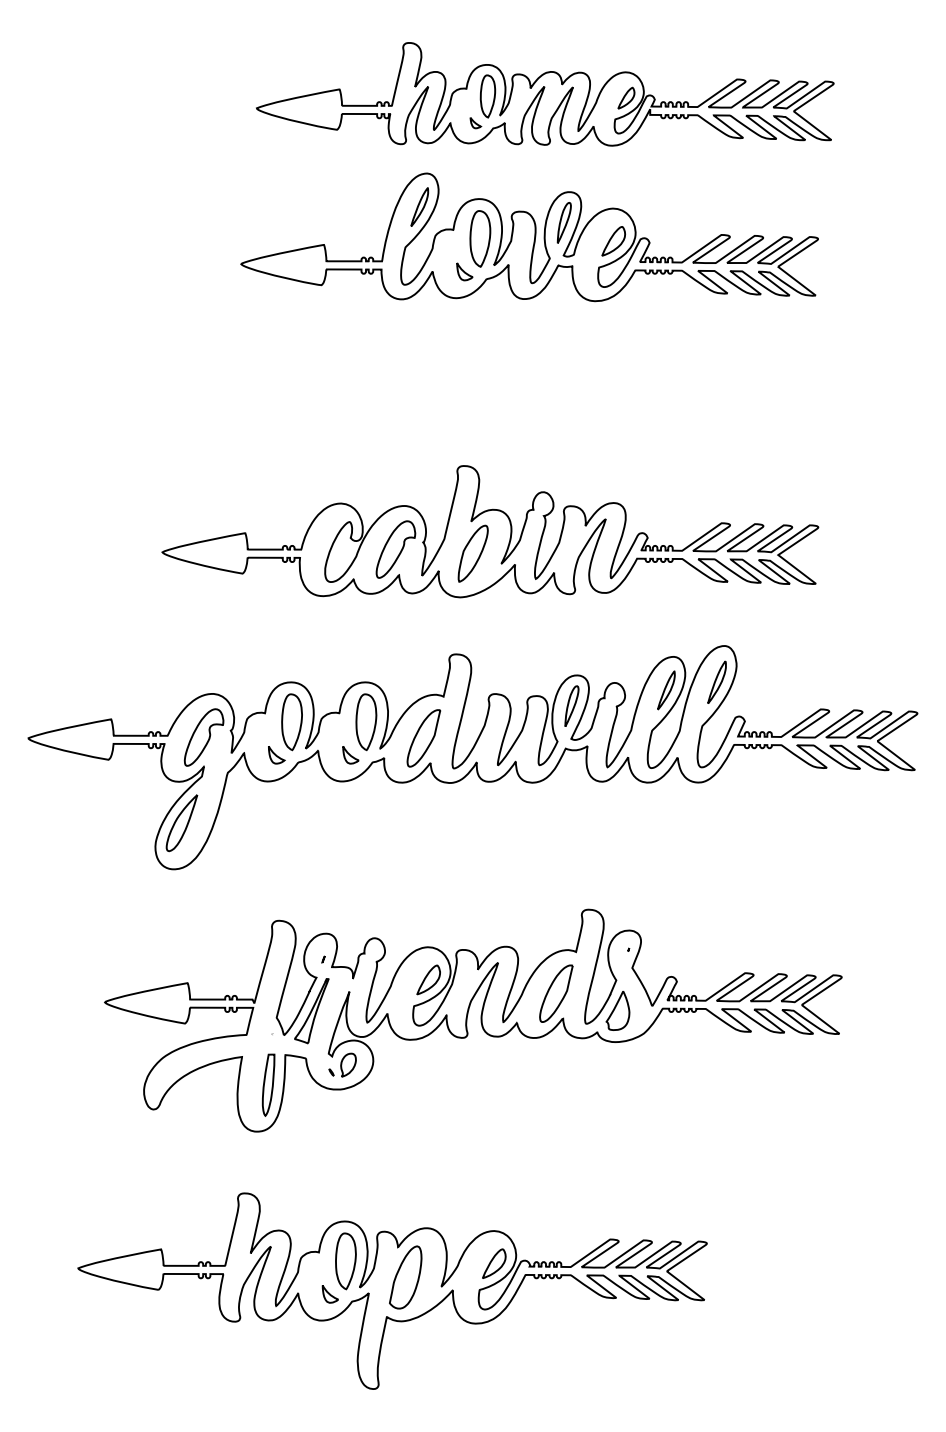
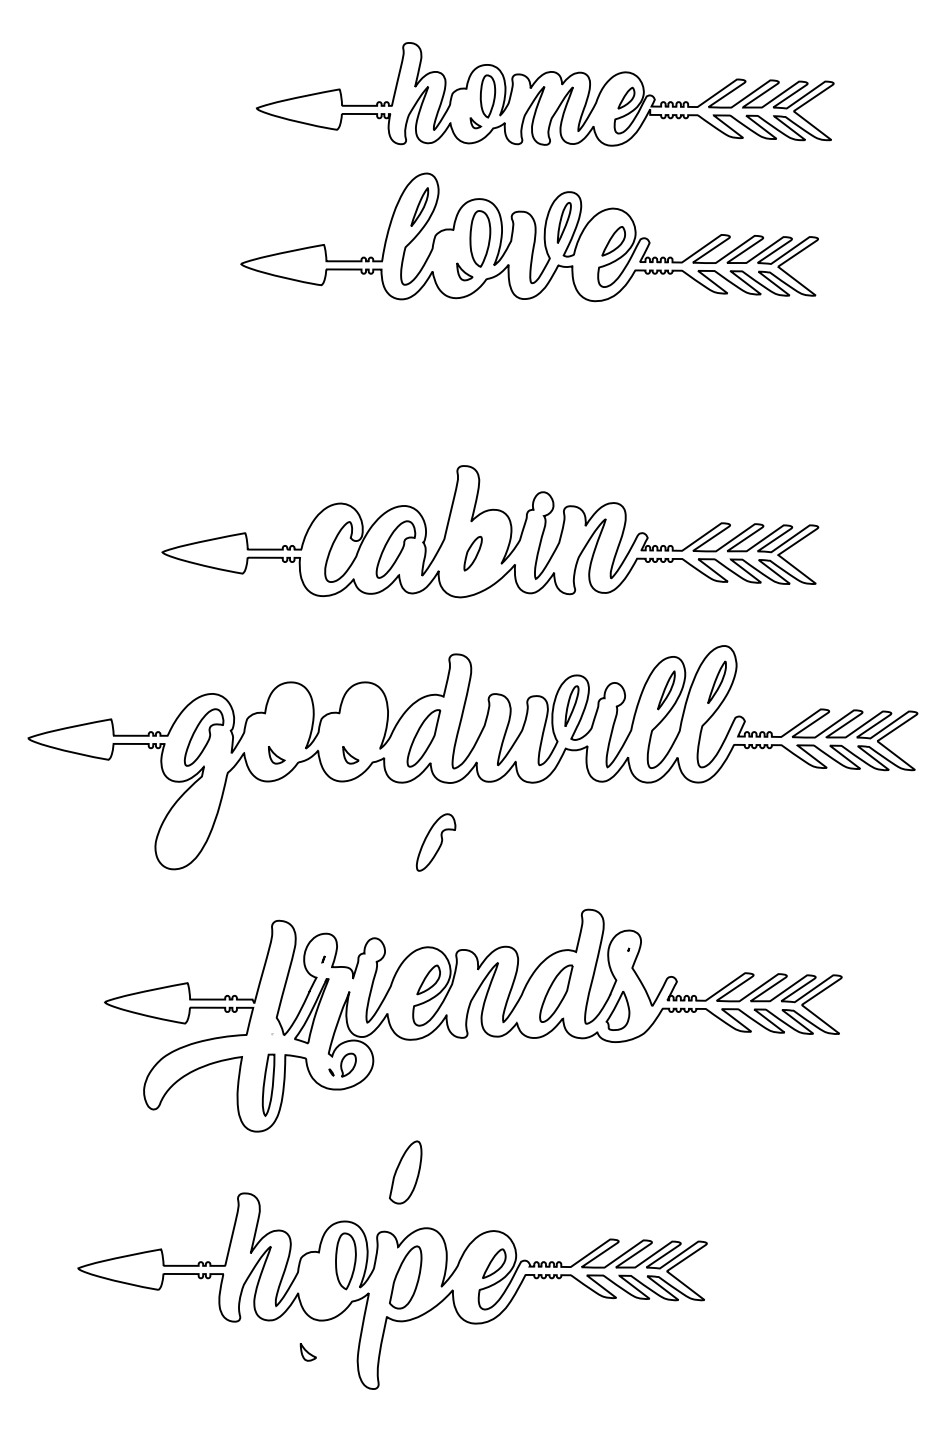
part size: 32x59 px -> 20x37 px (472, 553)
part: present -> none (291, 722)
part: present -> none (366, 722)
part: present -> none (181, 823)
part: none -> present (435, 842)
part: none -> present (405, 1172)
part position: (329, 1294) -> (307, 1352) (307, 1352)
